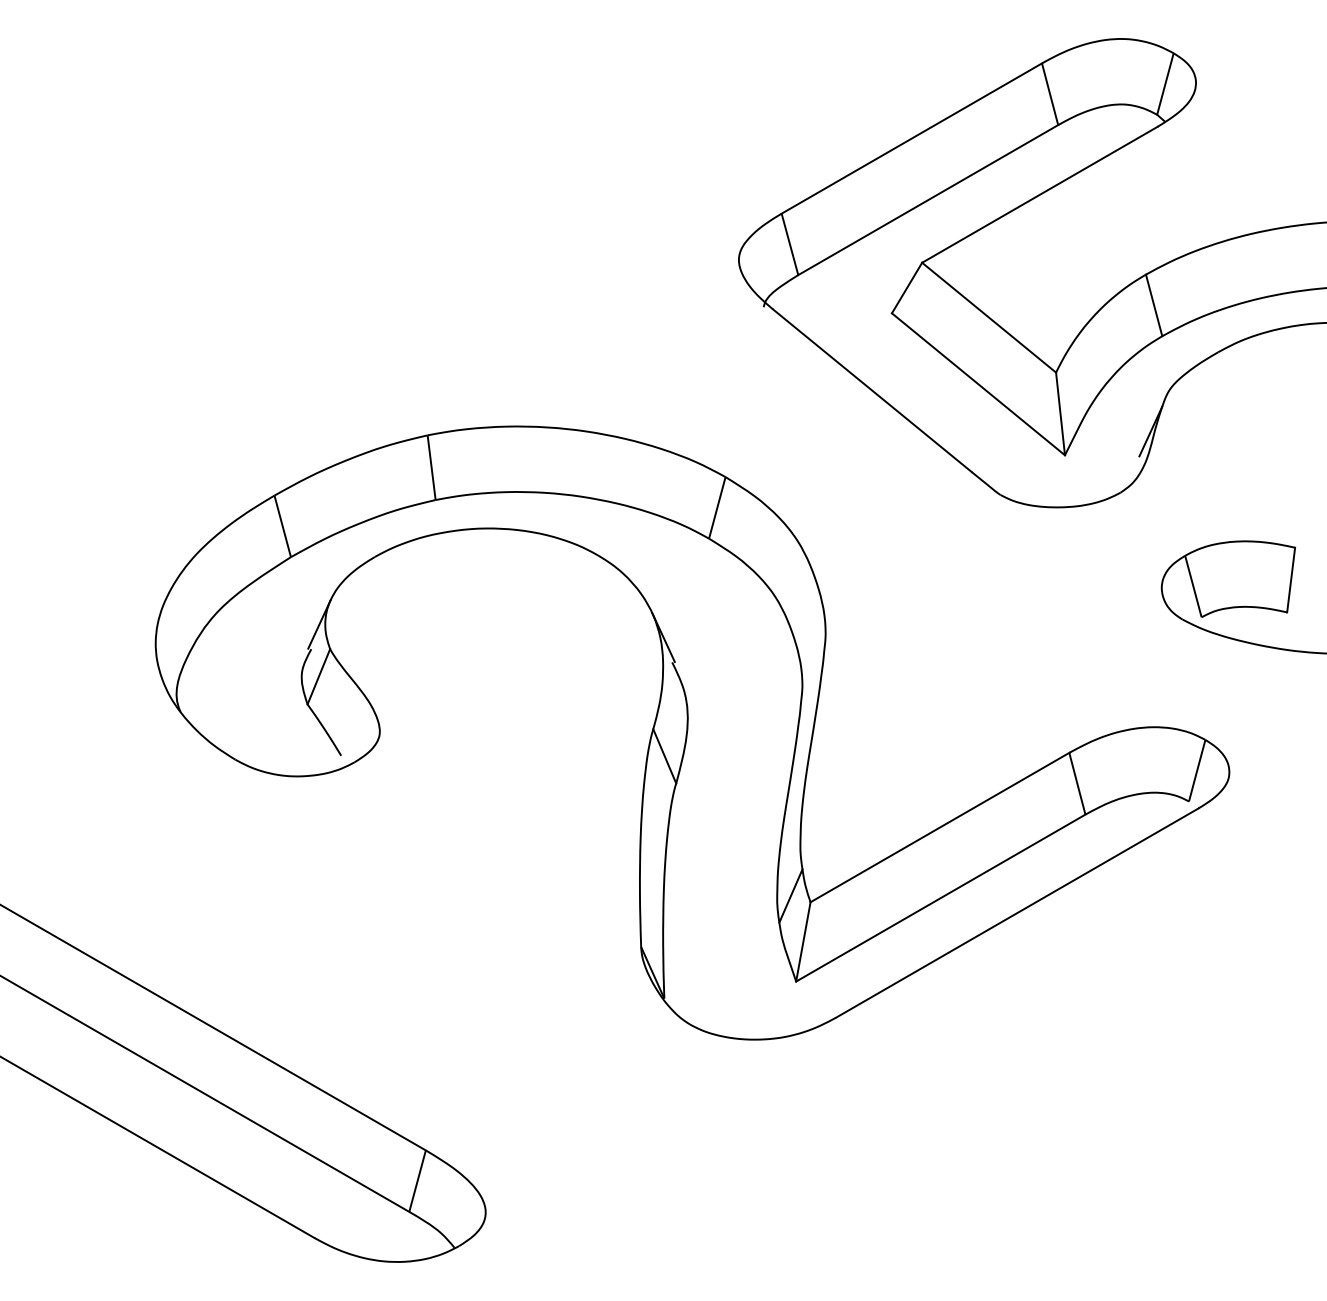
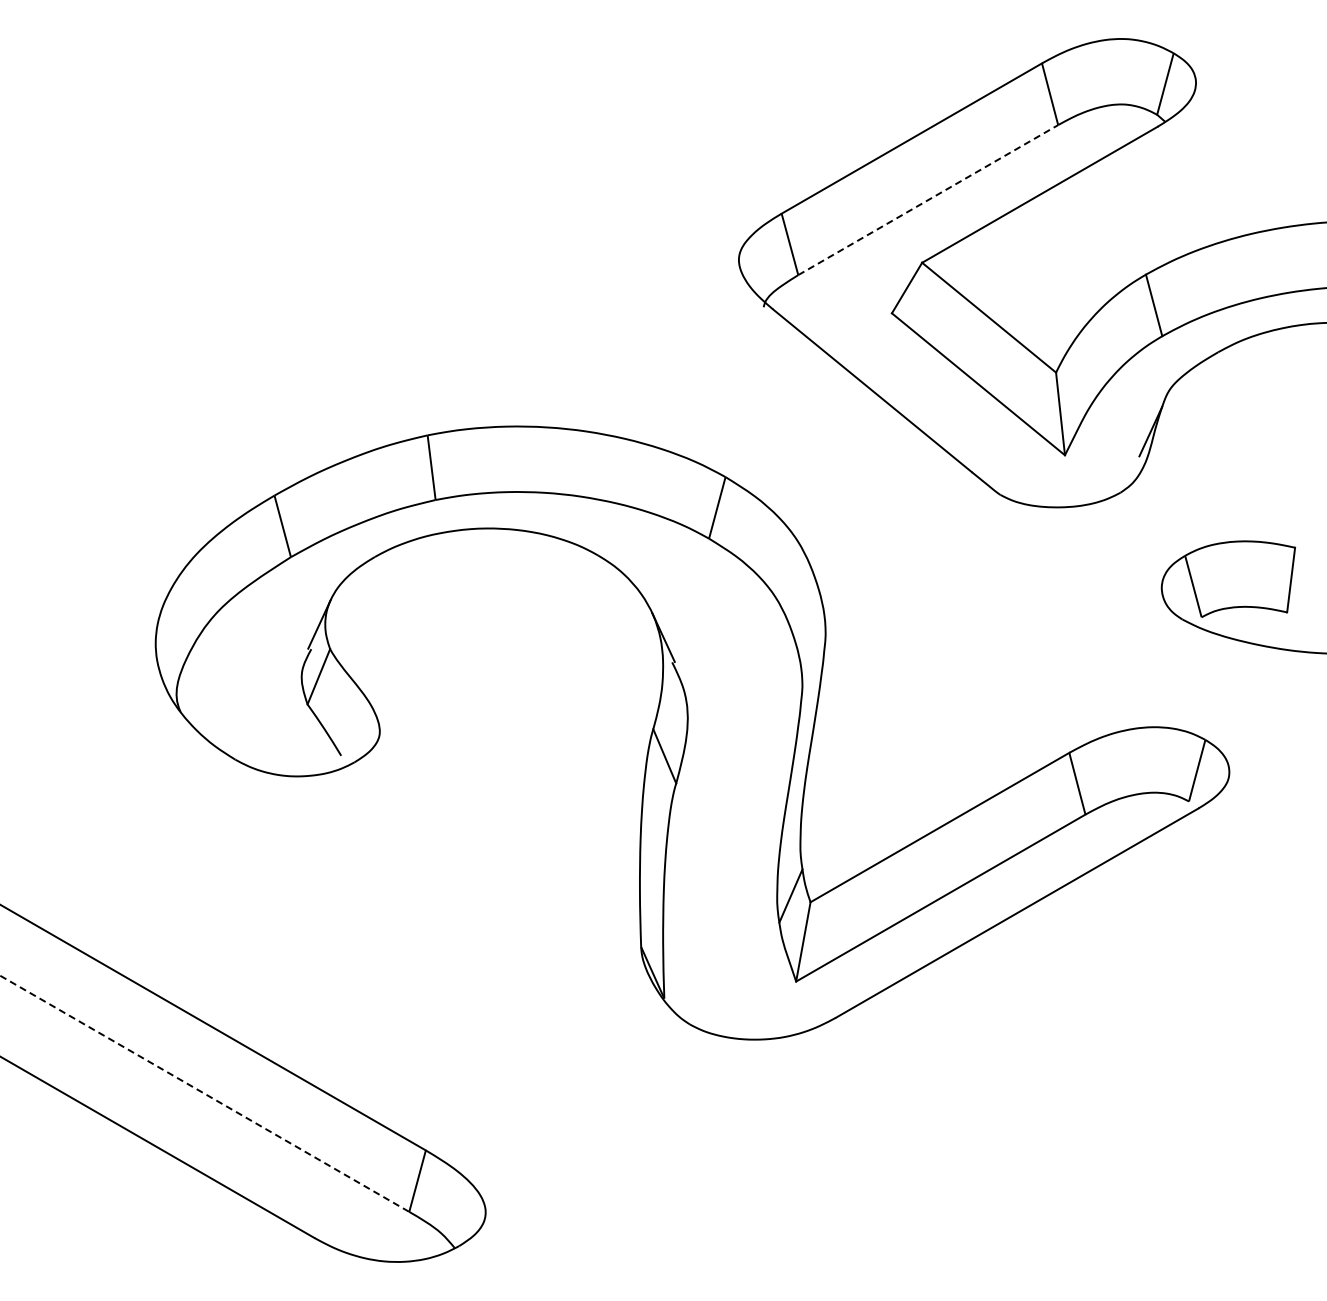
line: solid -> dashed (928, 199)
line: solid -> dashed (204, 1093)
